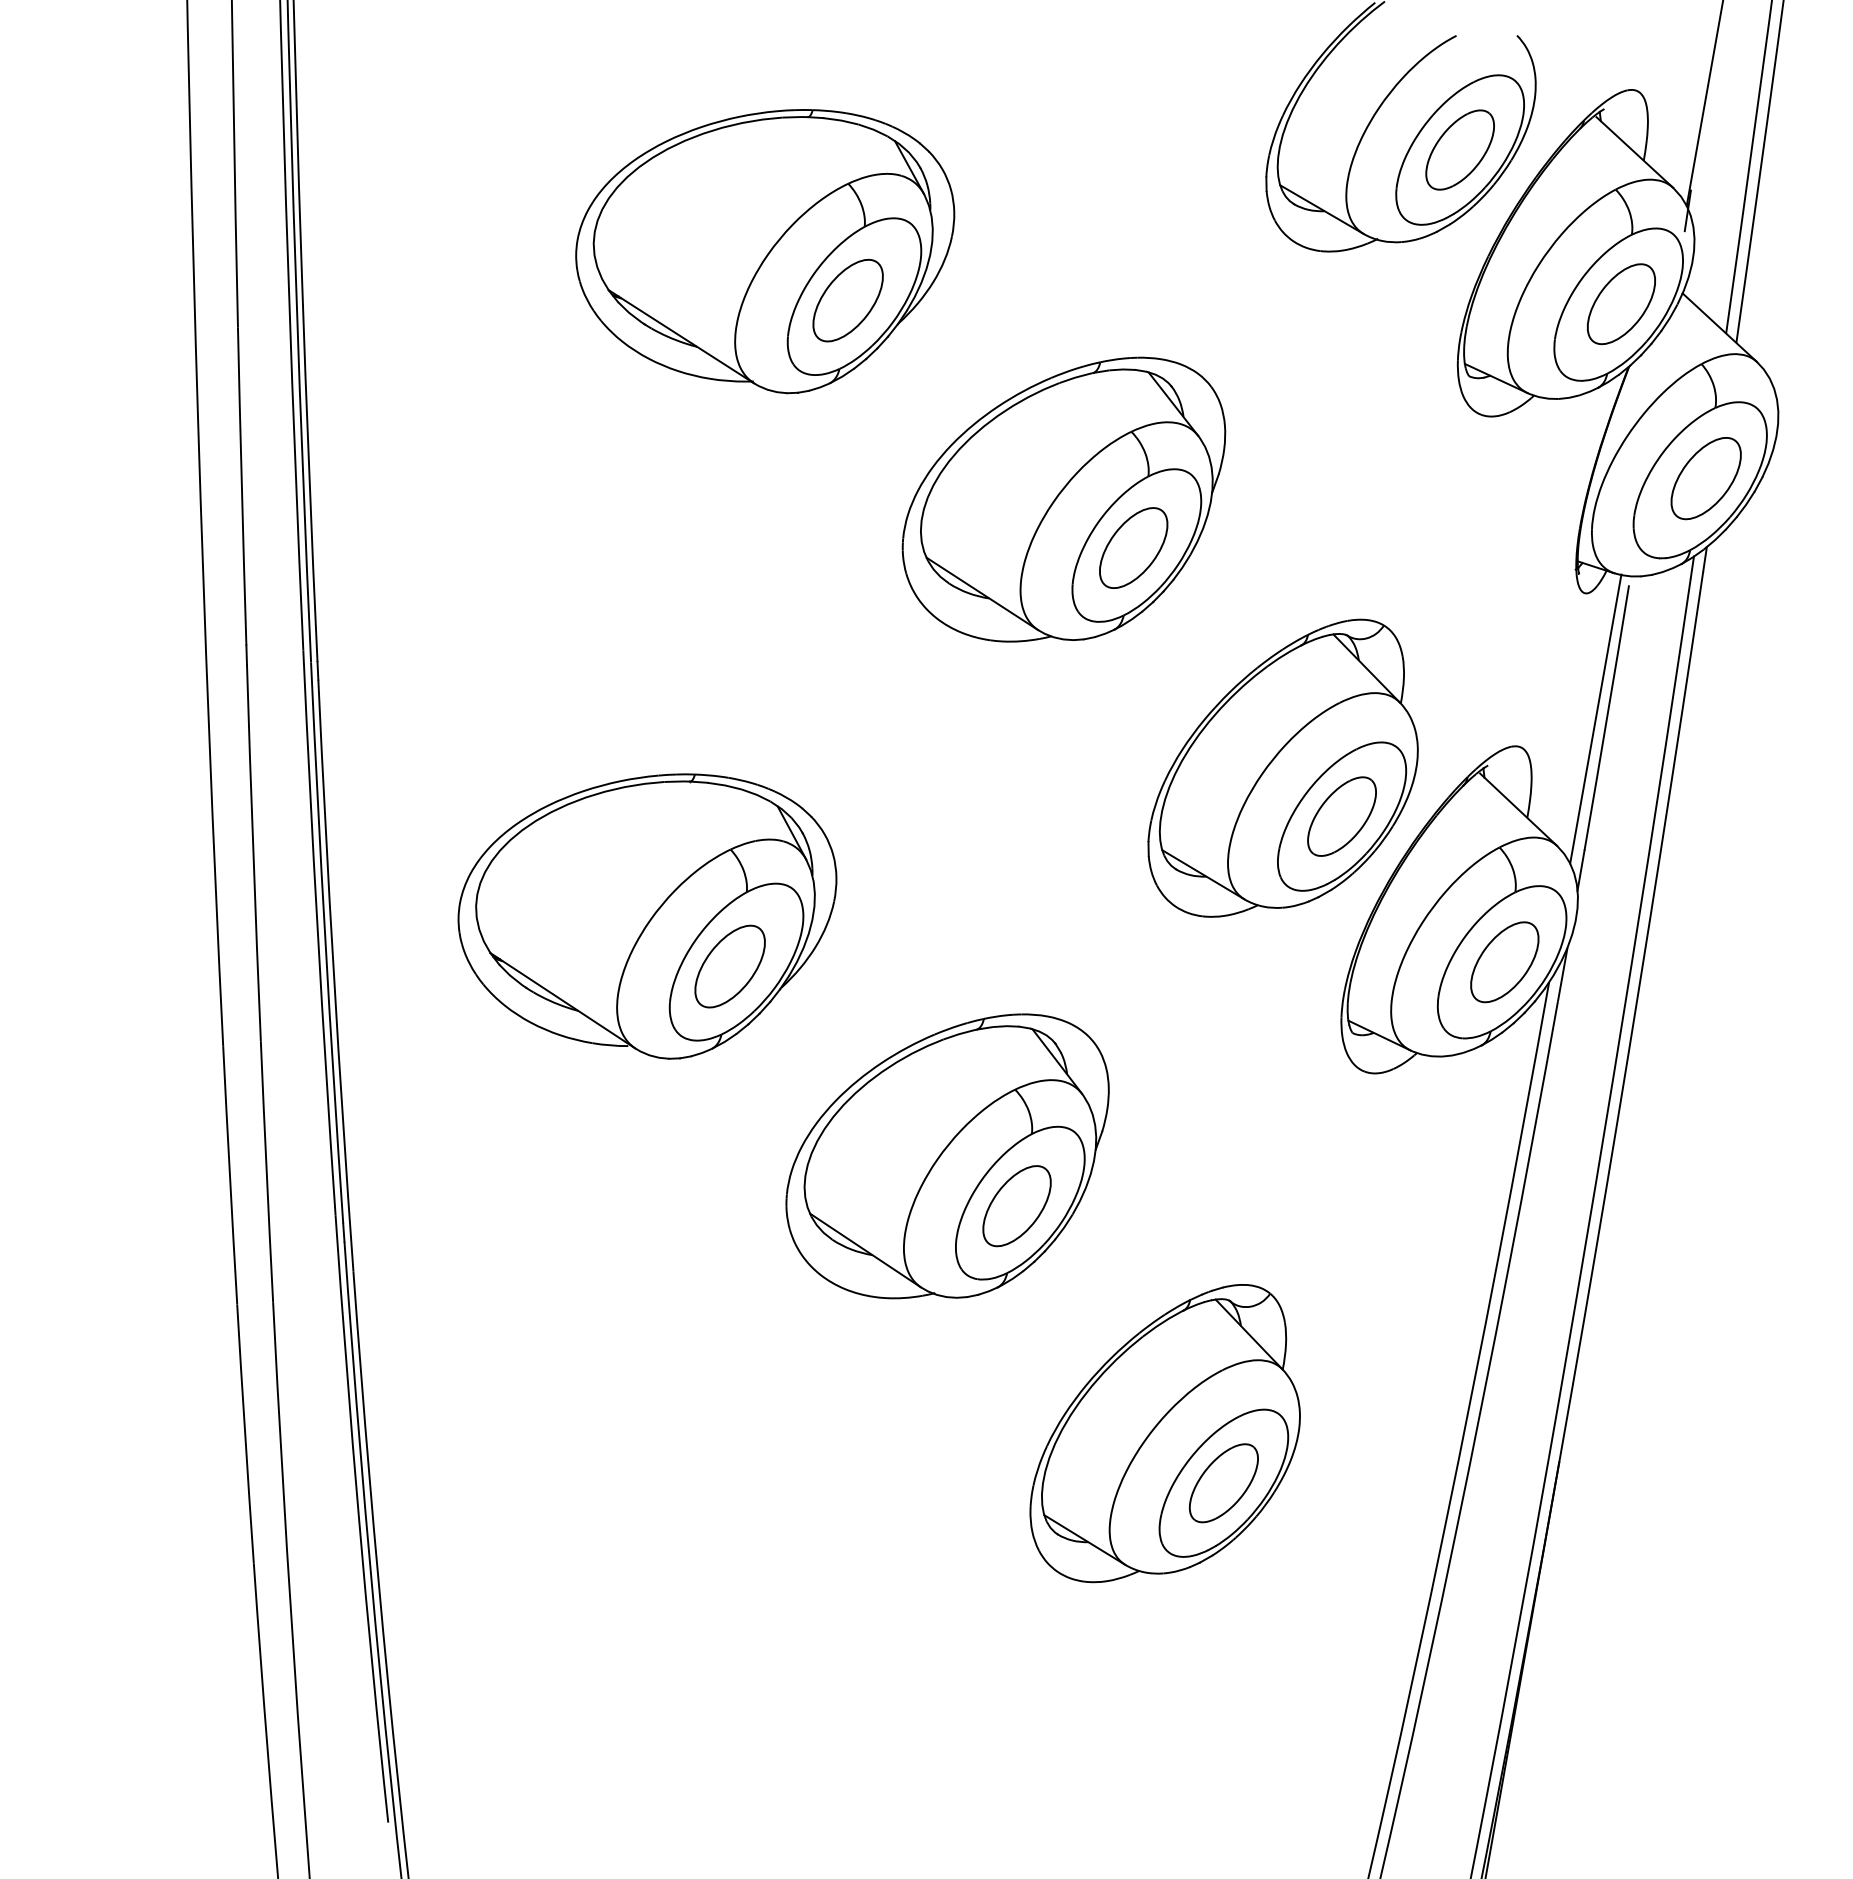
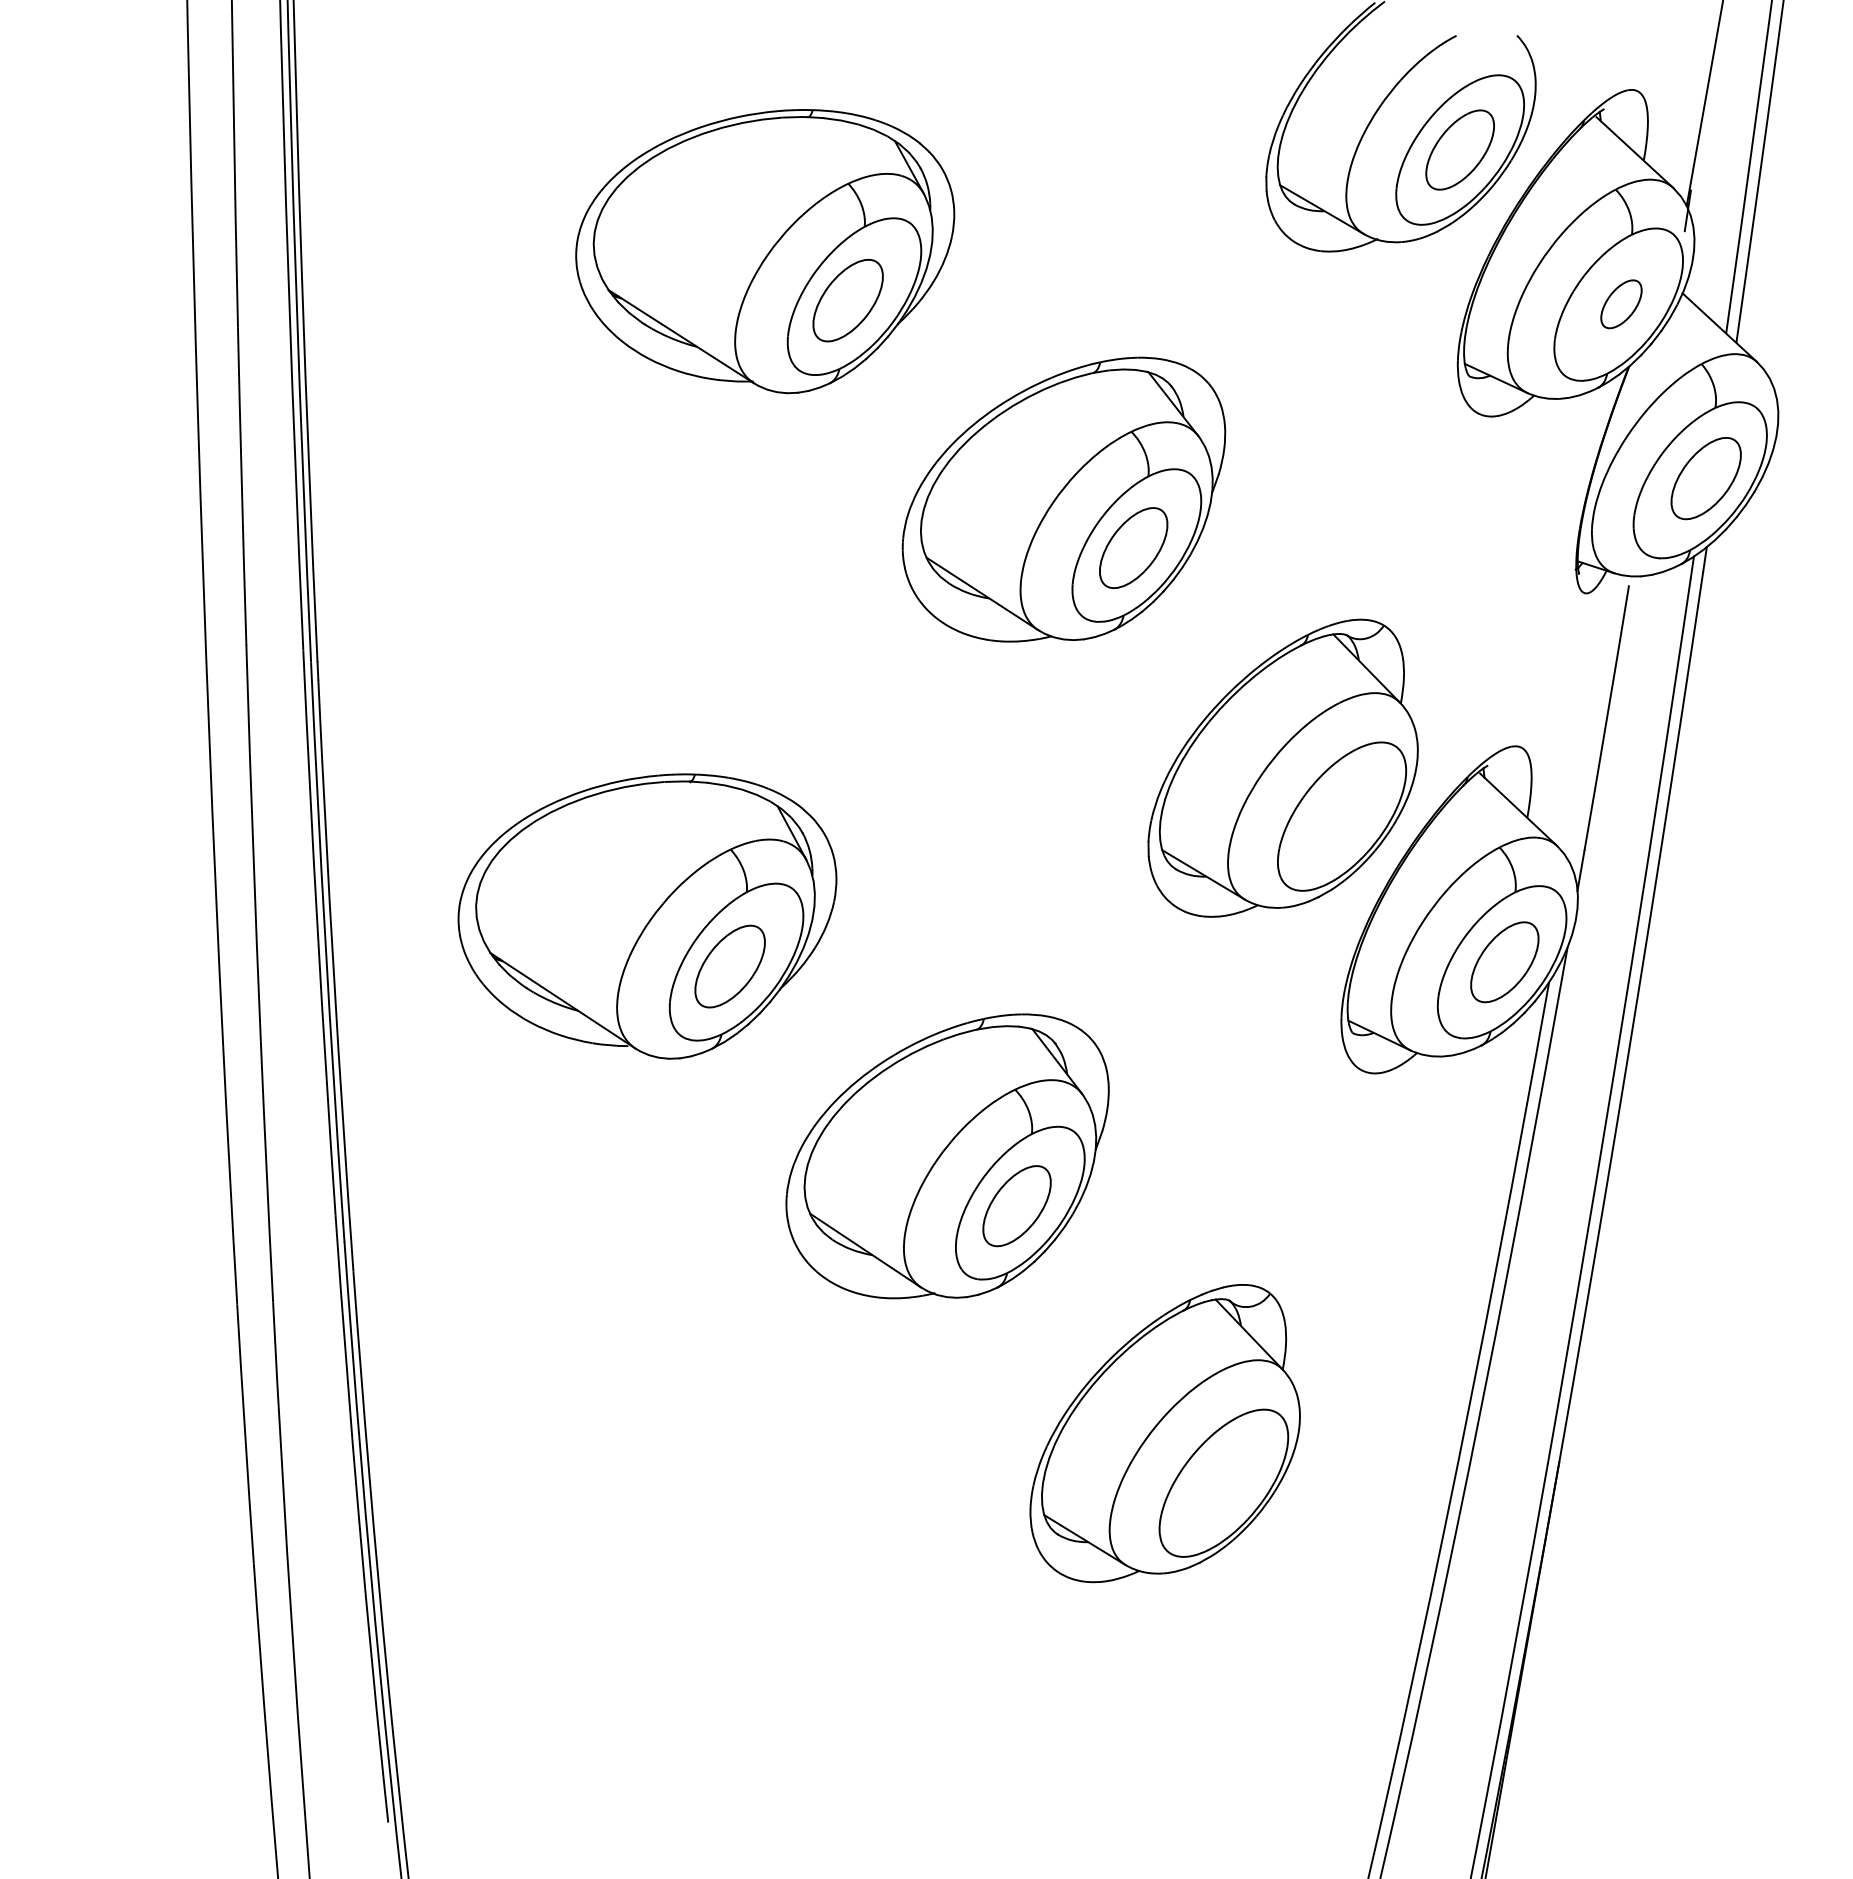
part size: 69x83 px -> 43x51 px (1621, 304)
line: present -> none (1595, 718)
part: present -> none (1341, 816)
part: present -> none (1223, 1483)
